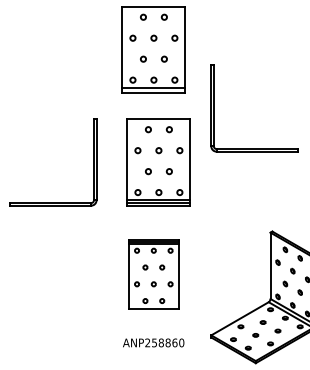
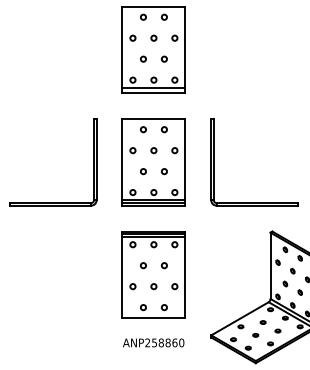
part position: (214, 108) -> (214, 162) (214, 162)
part position: (158, 162) -> (153, 162) (153, 162)
part size: 52x71 px -> 65x88 px (153, 274)
